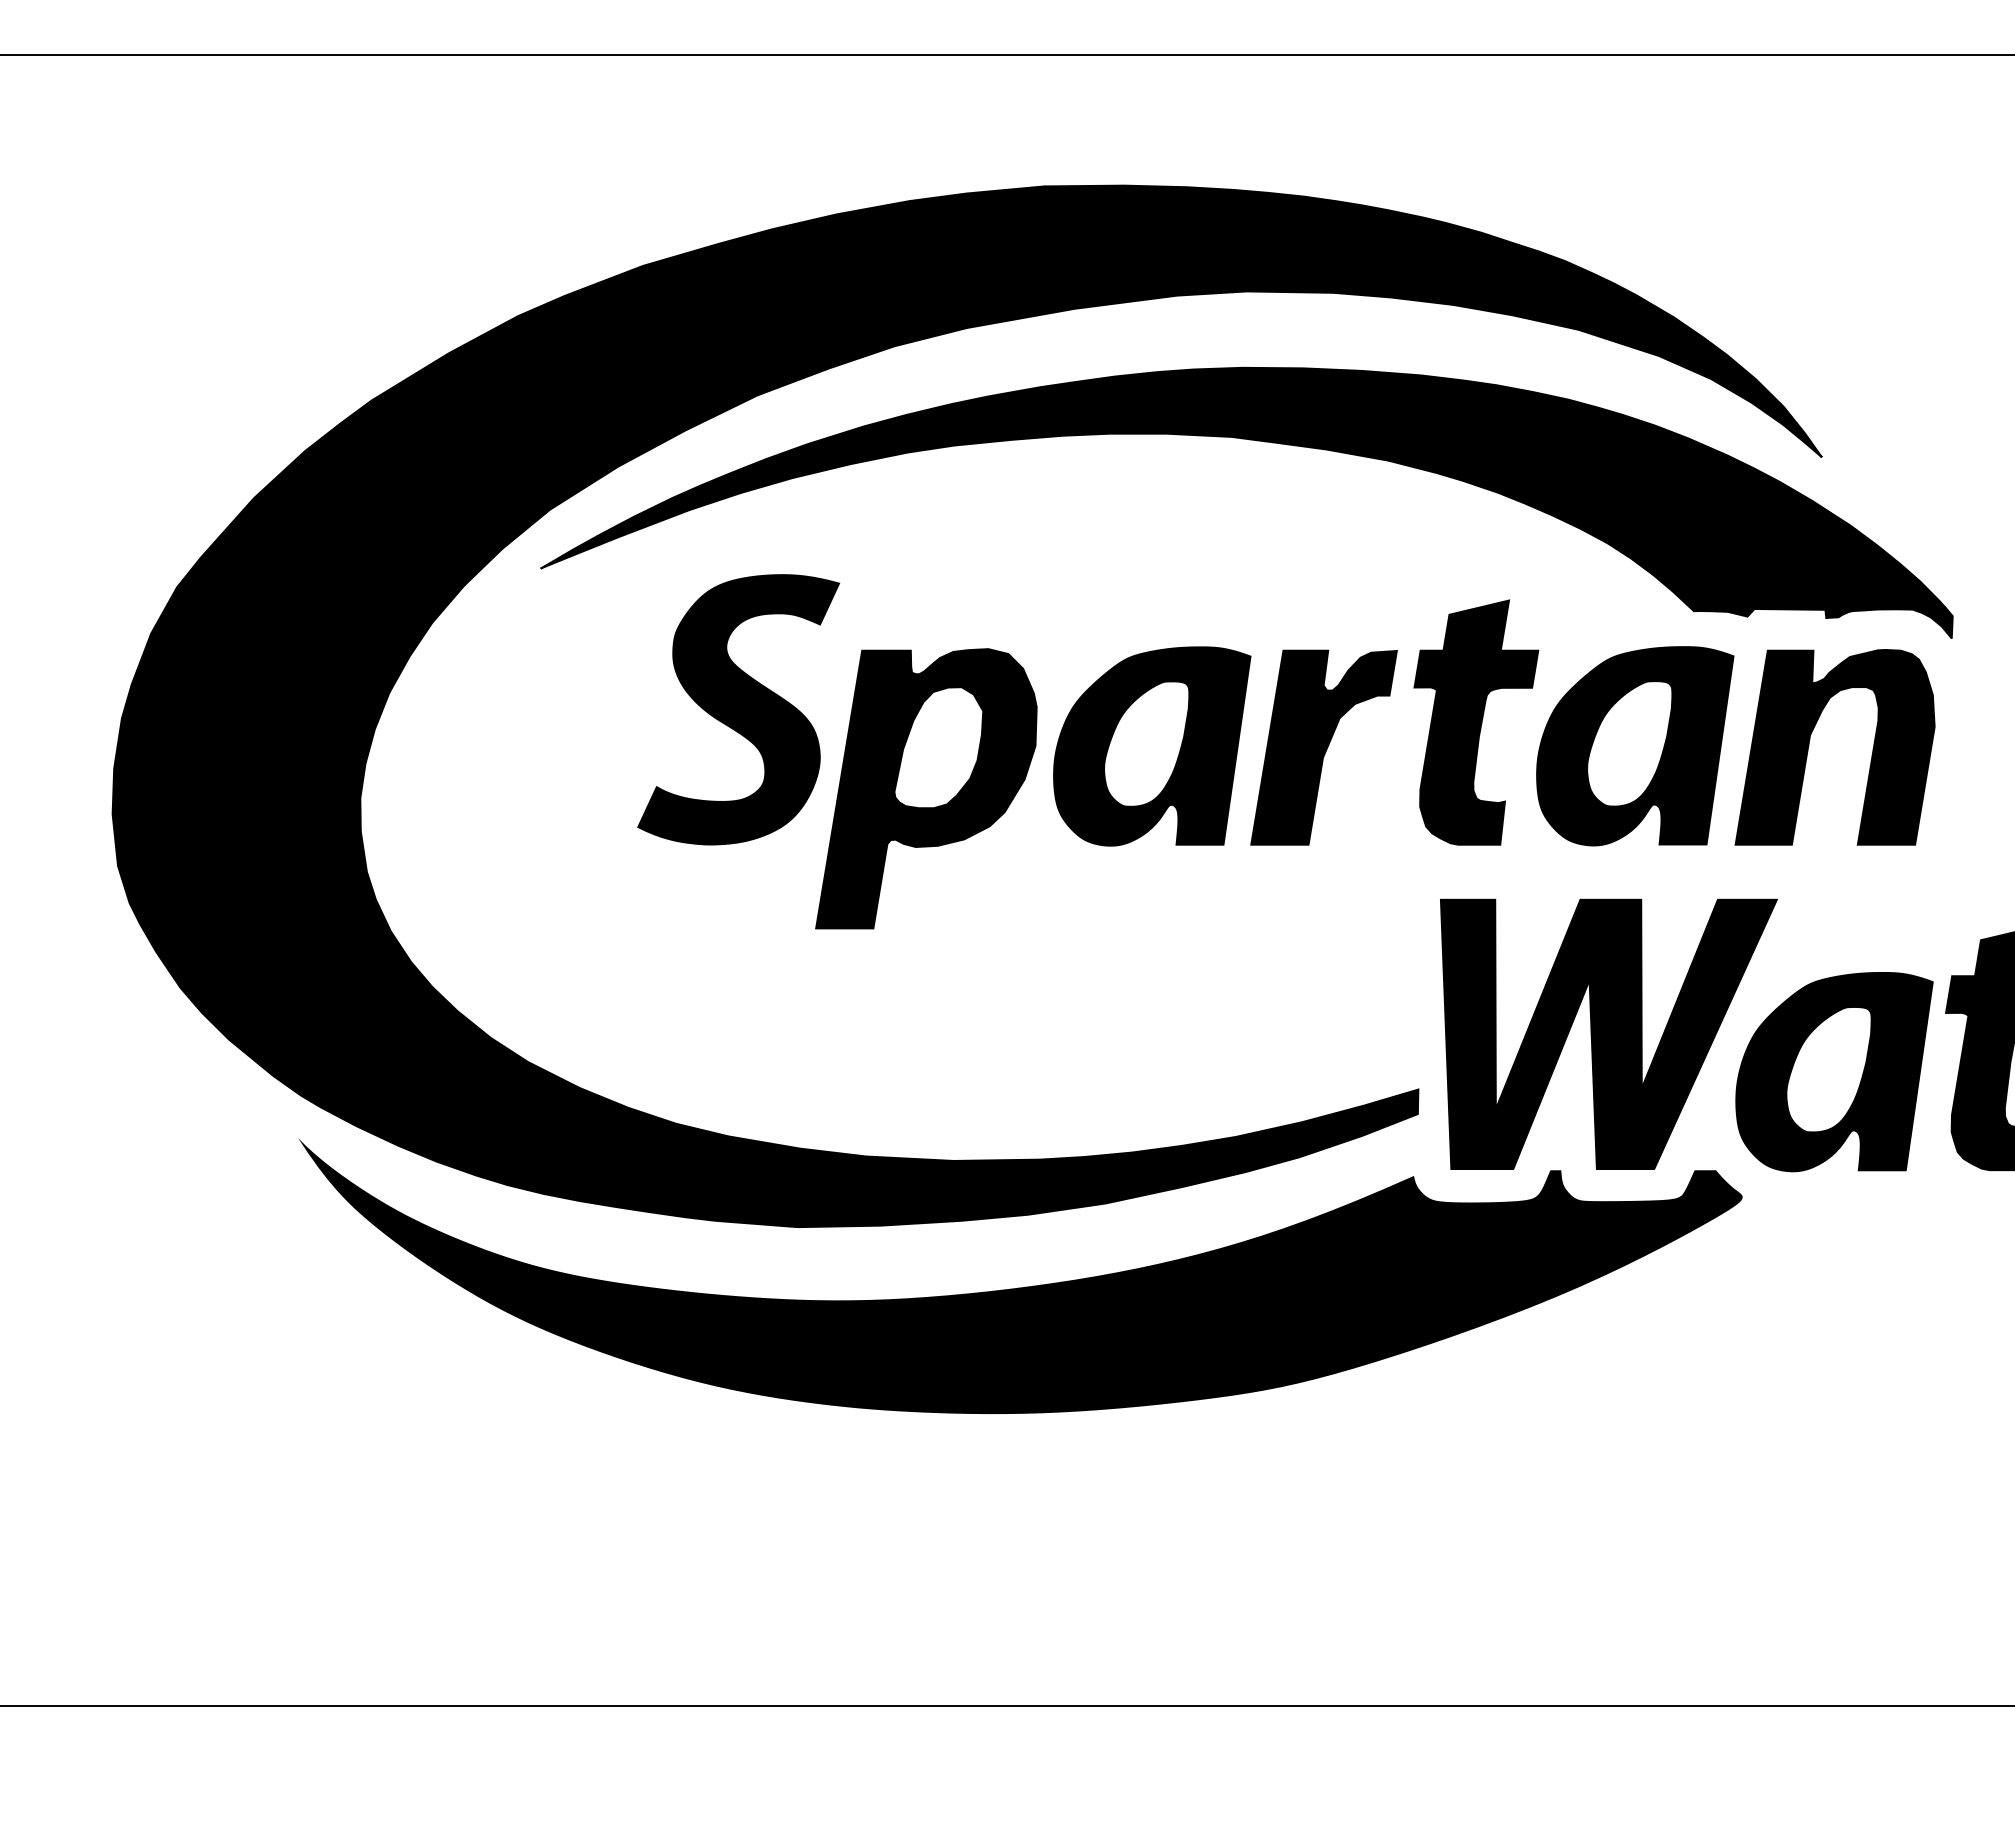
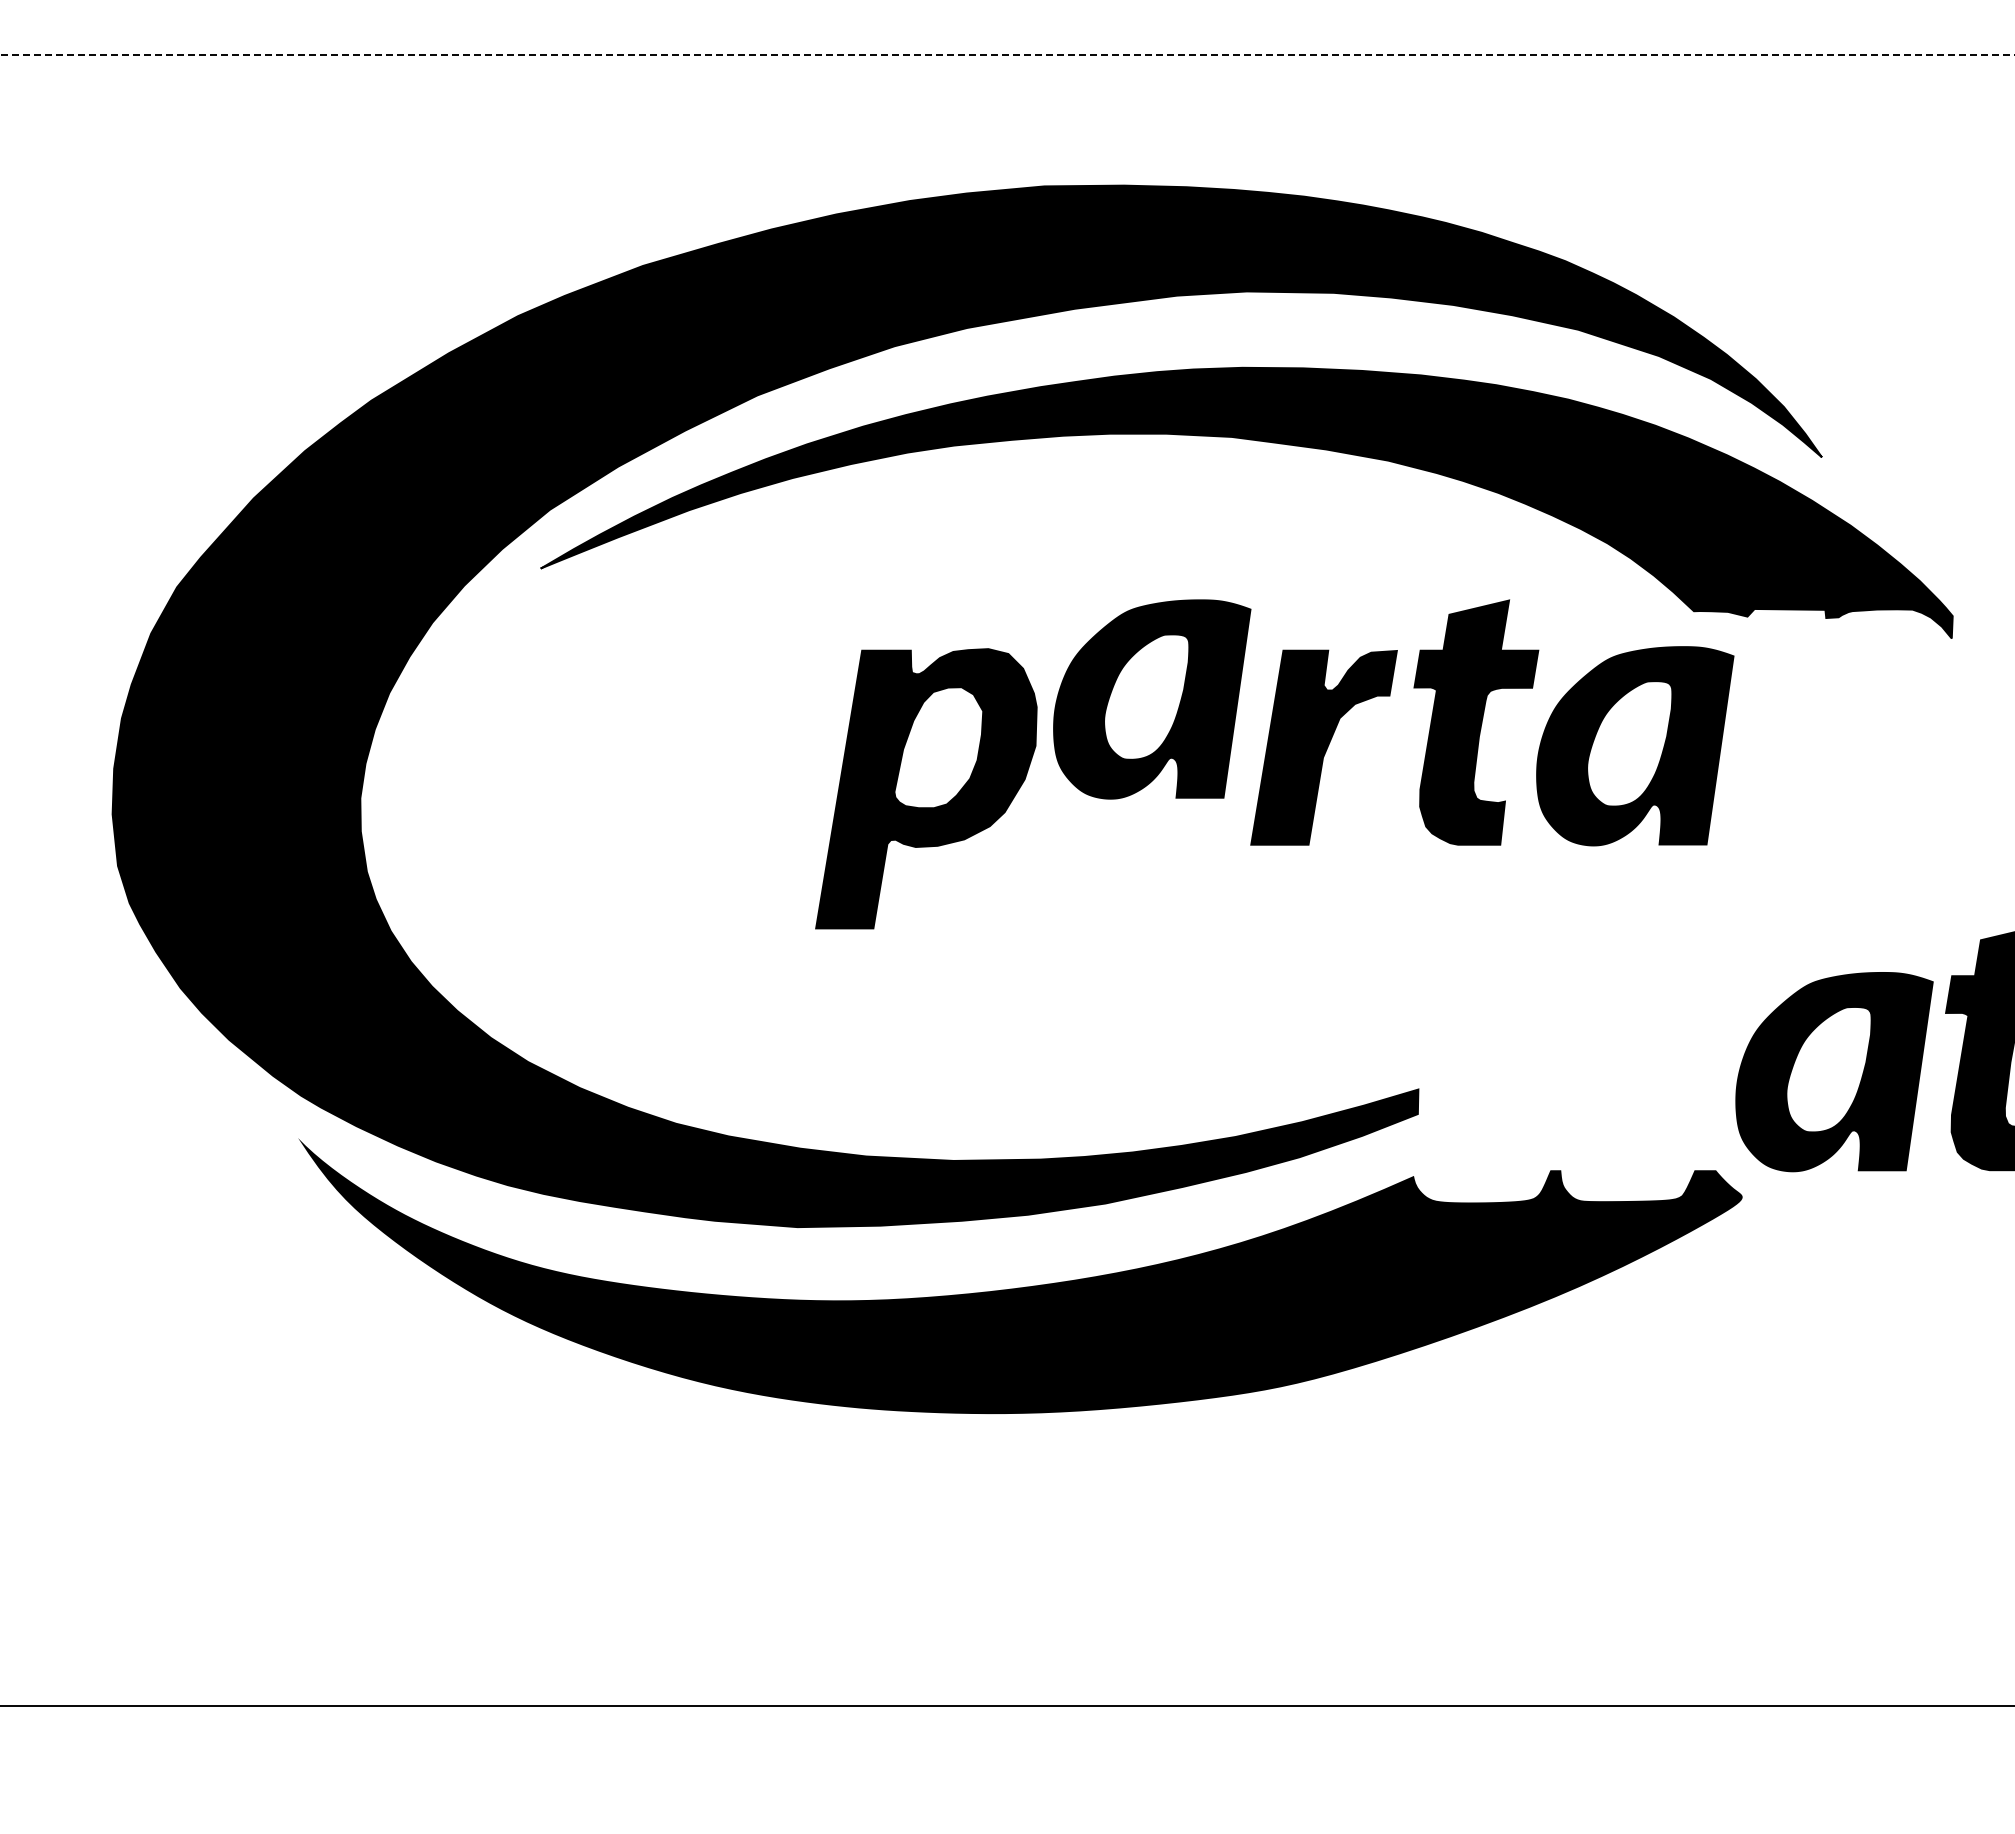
line: solid -> dashed (1007, 55)
part: present -> none (738, 709)
part position: (1152, 746) -> (1152, 699) (1152, 699)
fill: present -> none (1834, 746)
fill: present -> none (1608, 1034)
